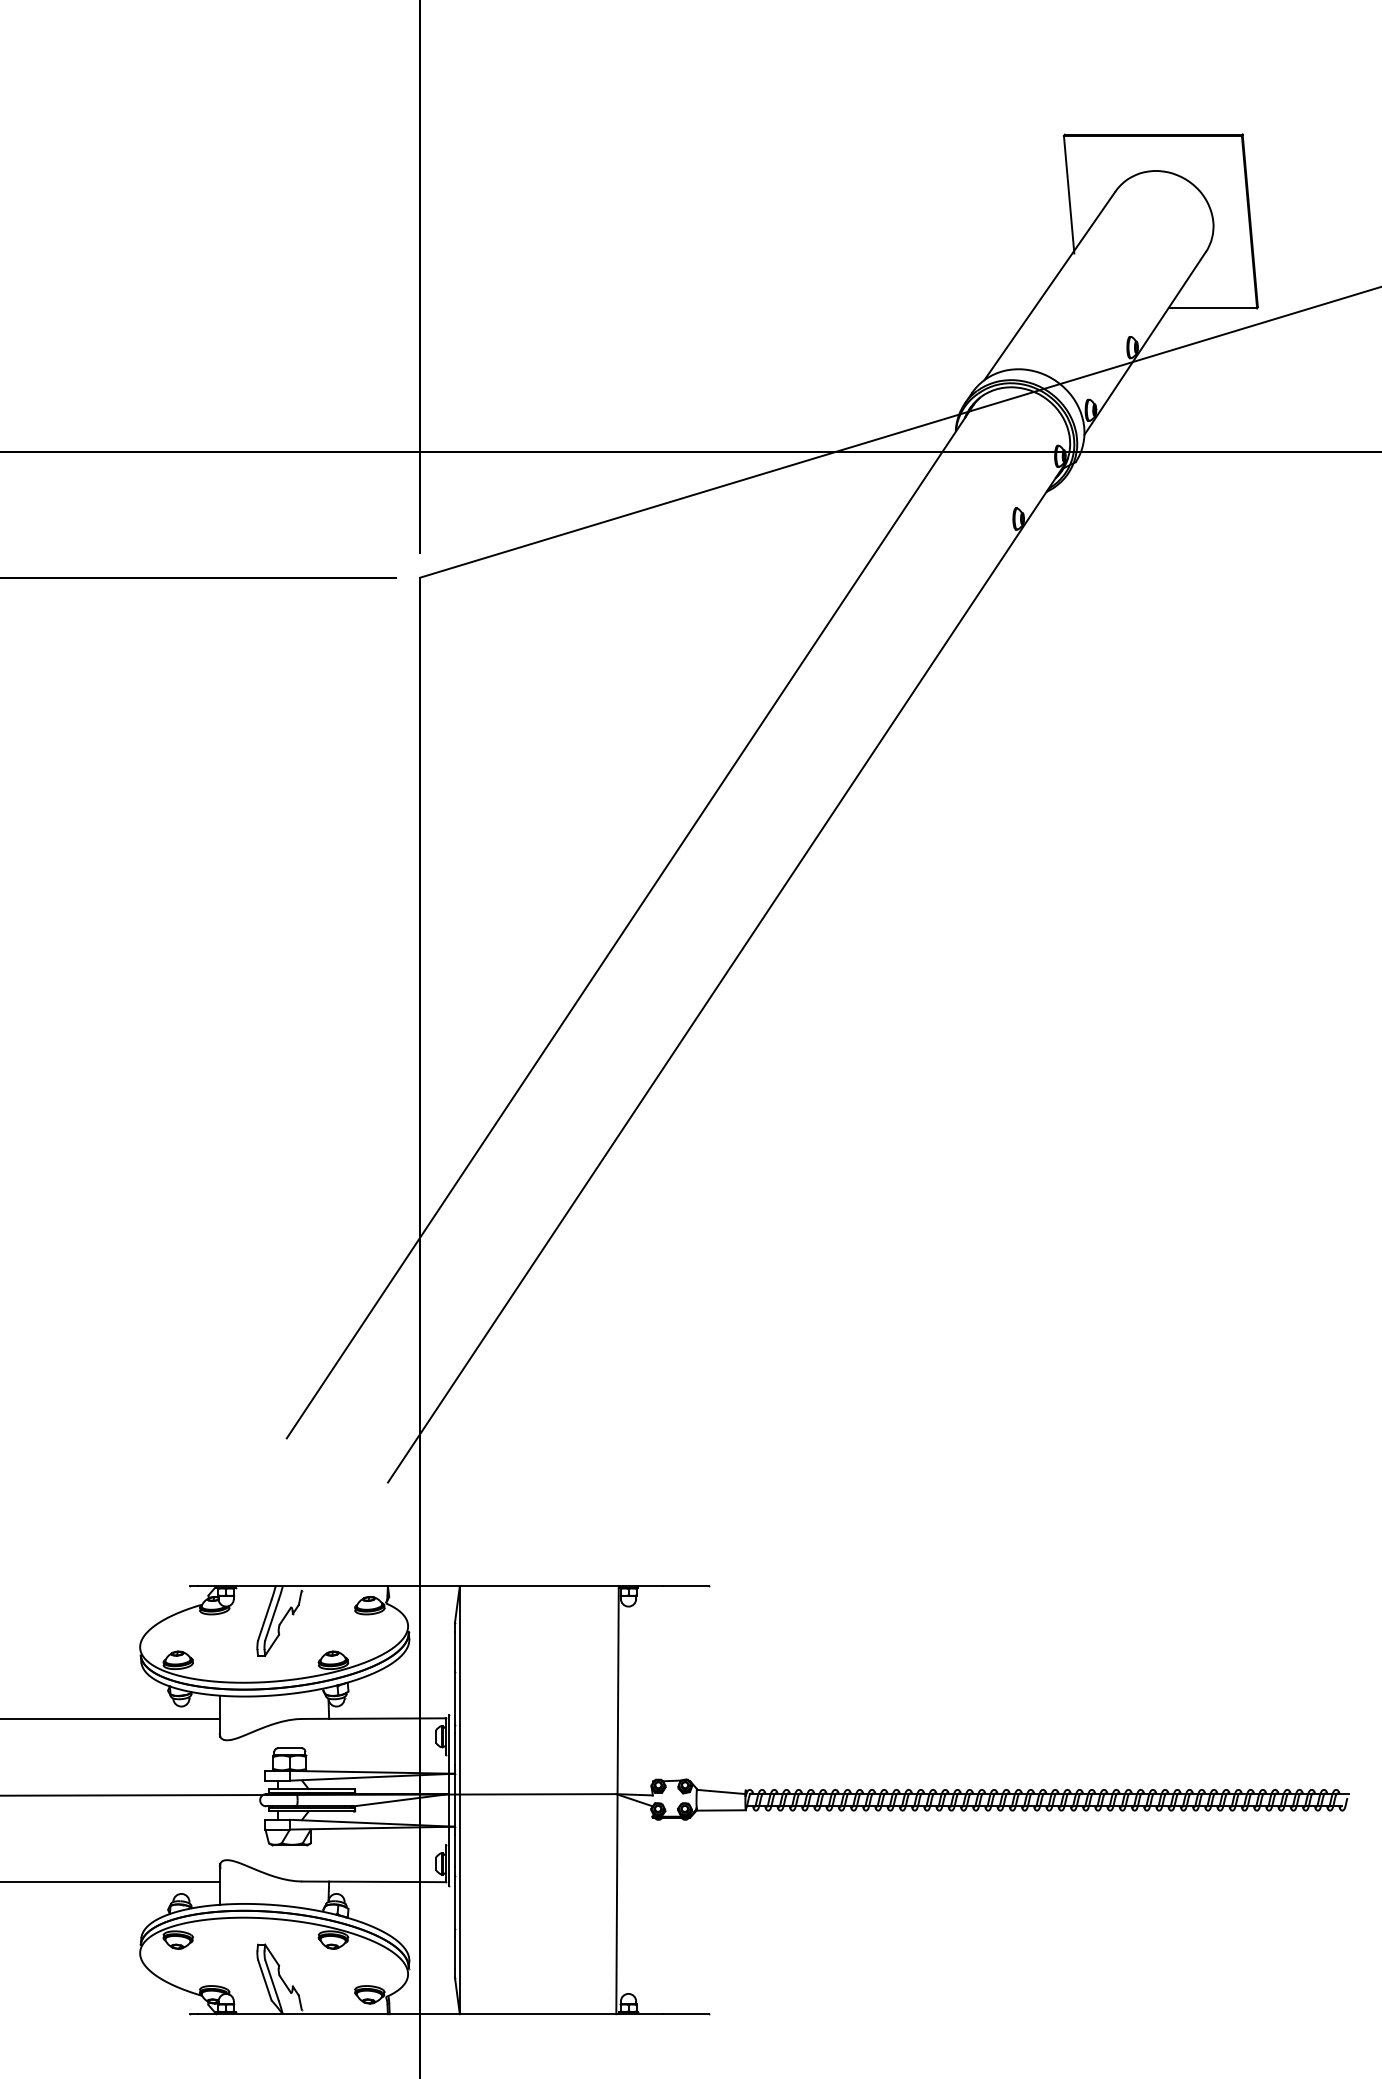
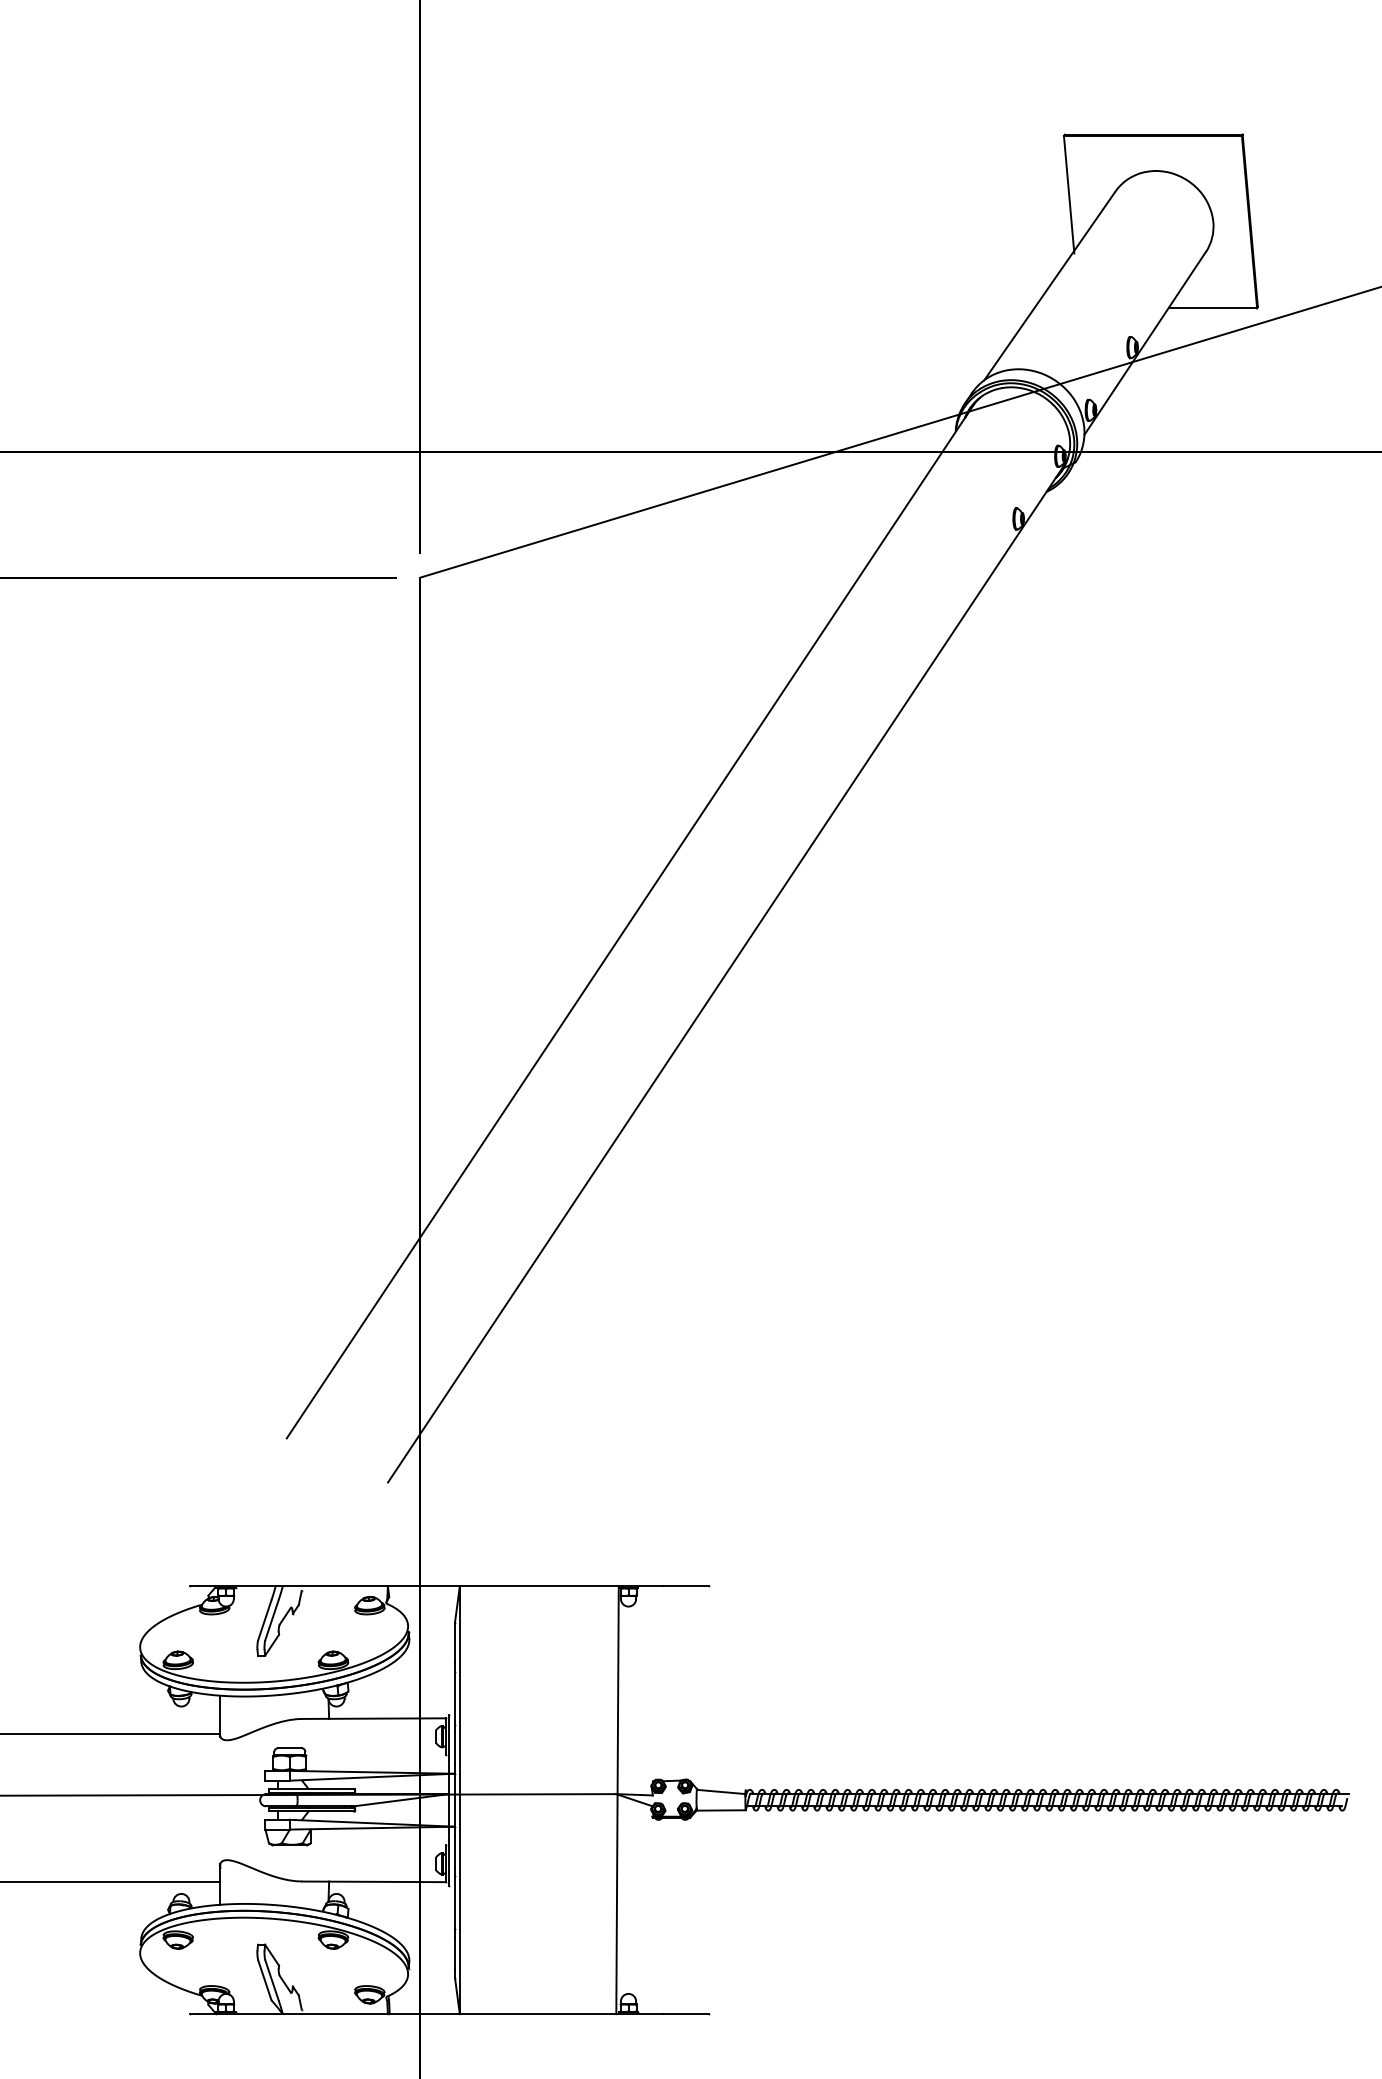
line position: (111, 1718) -> (111, 1733) (111, 1733)
